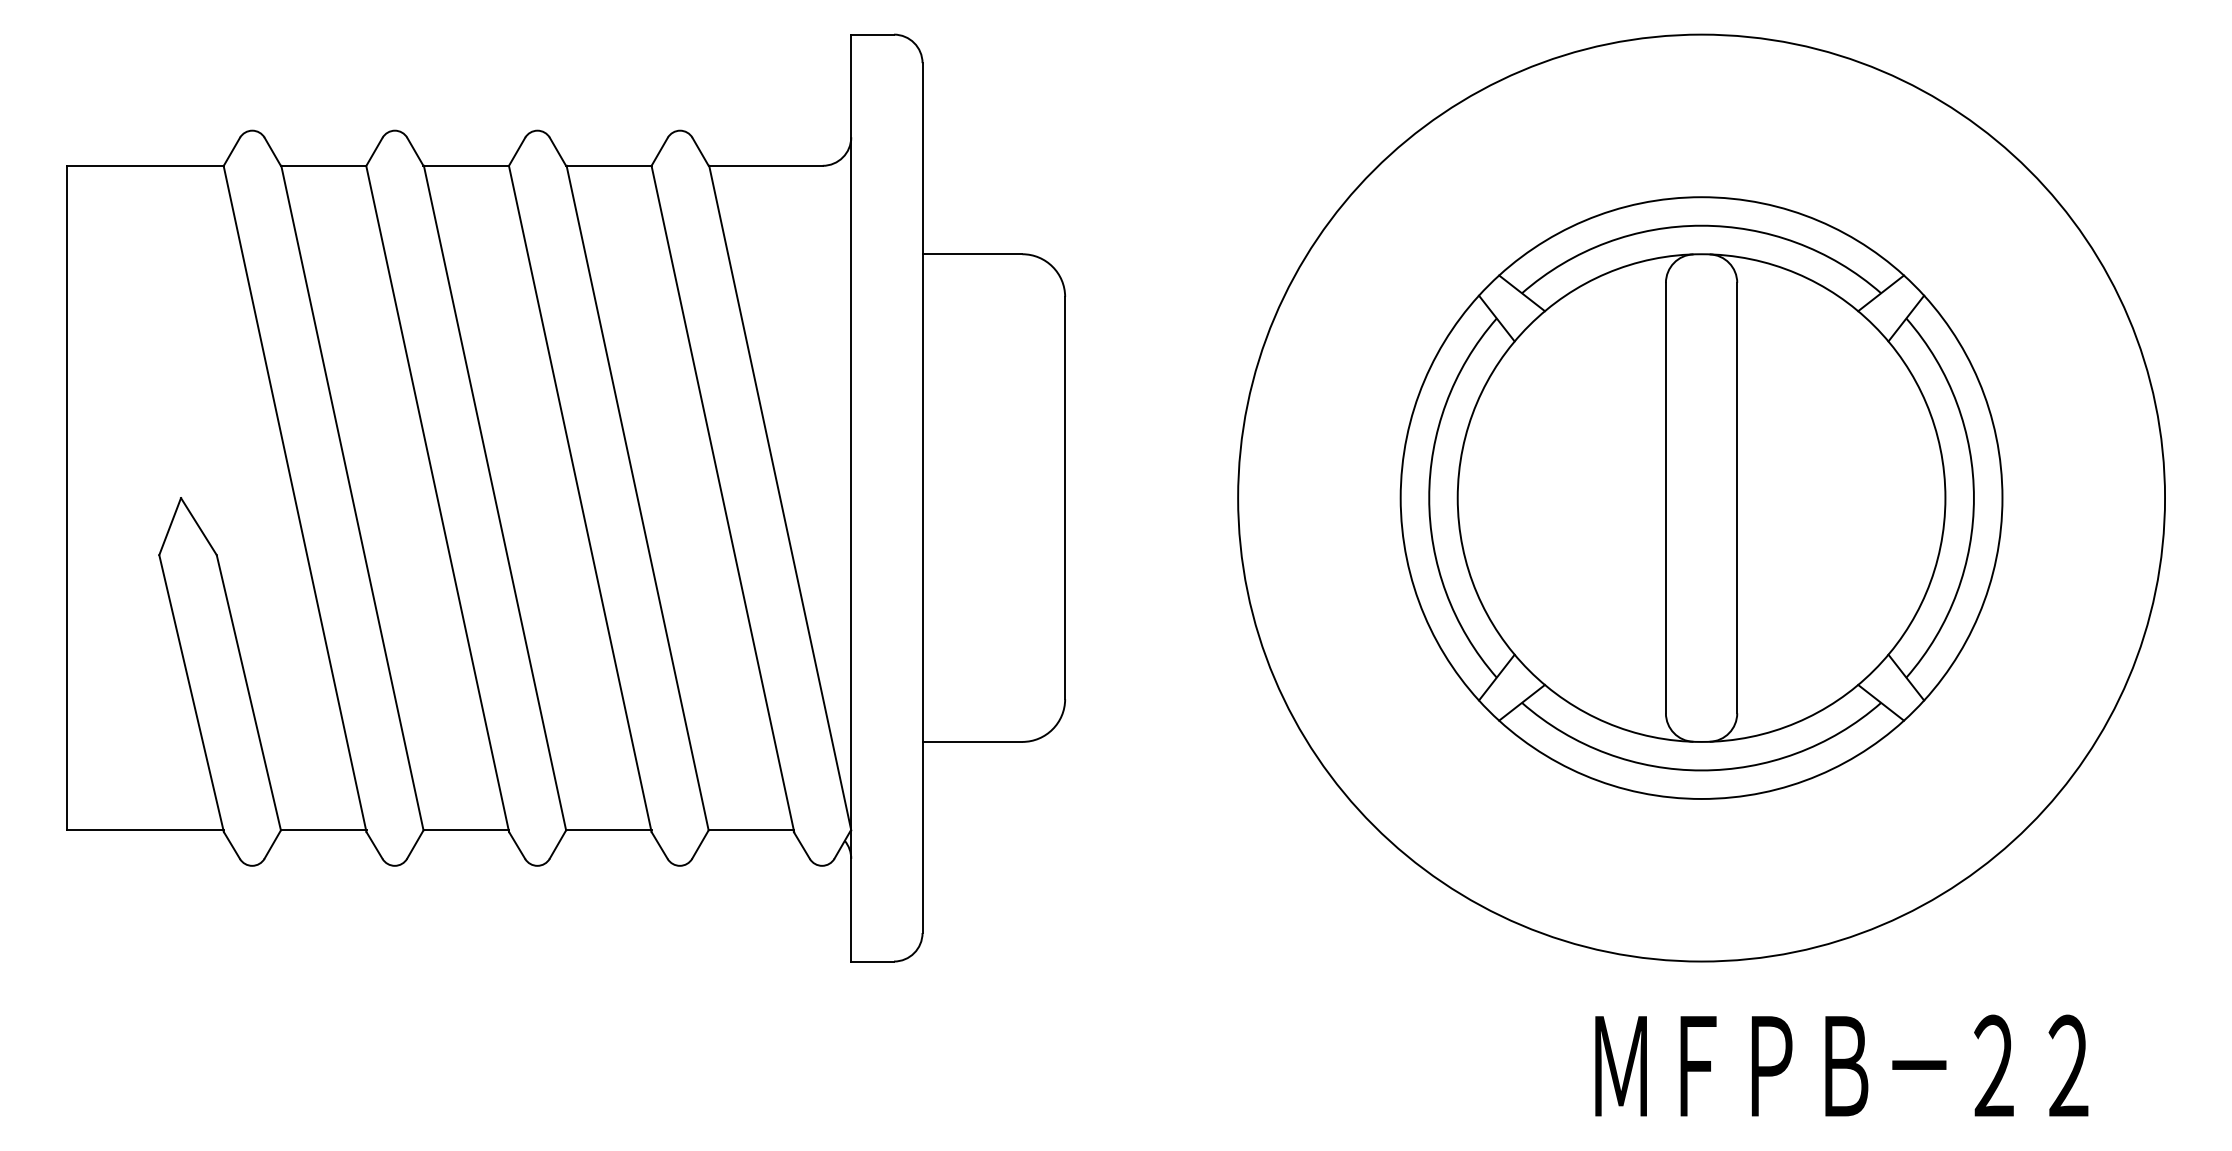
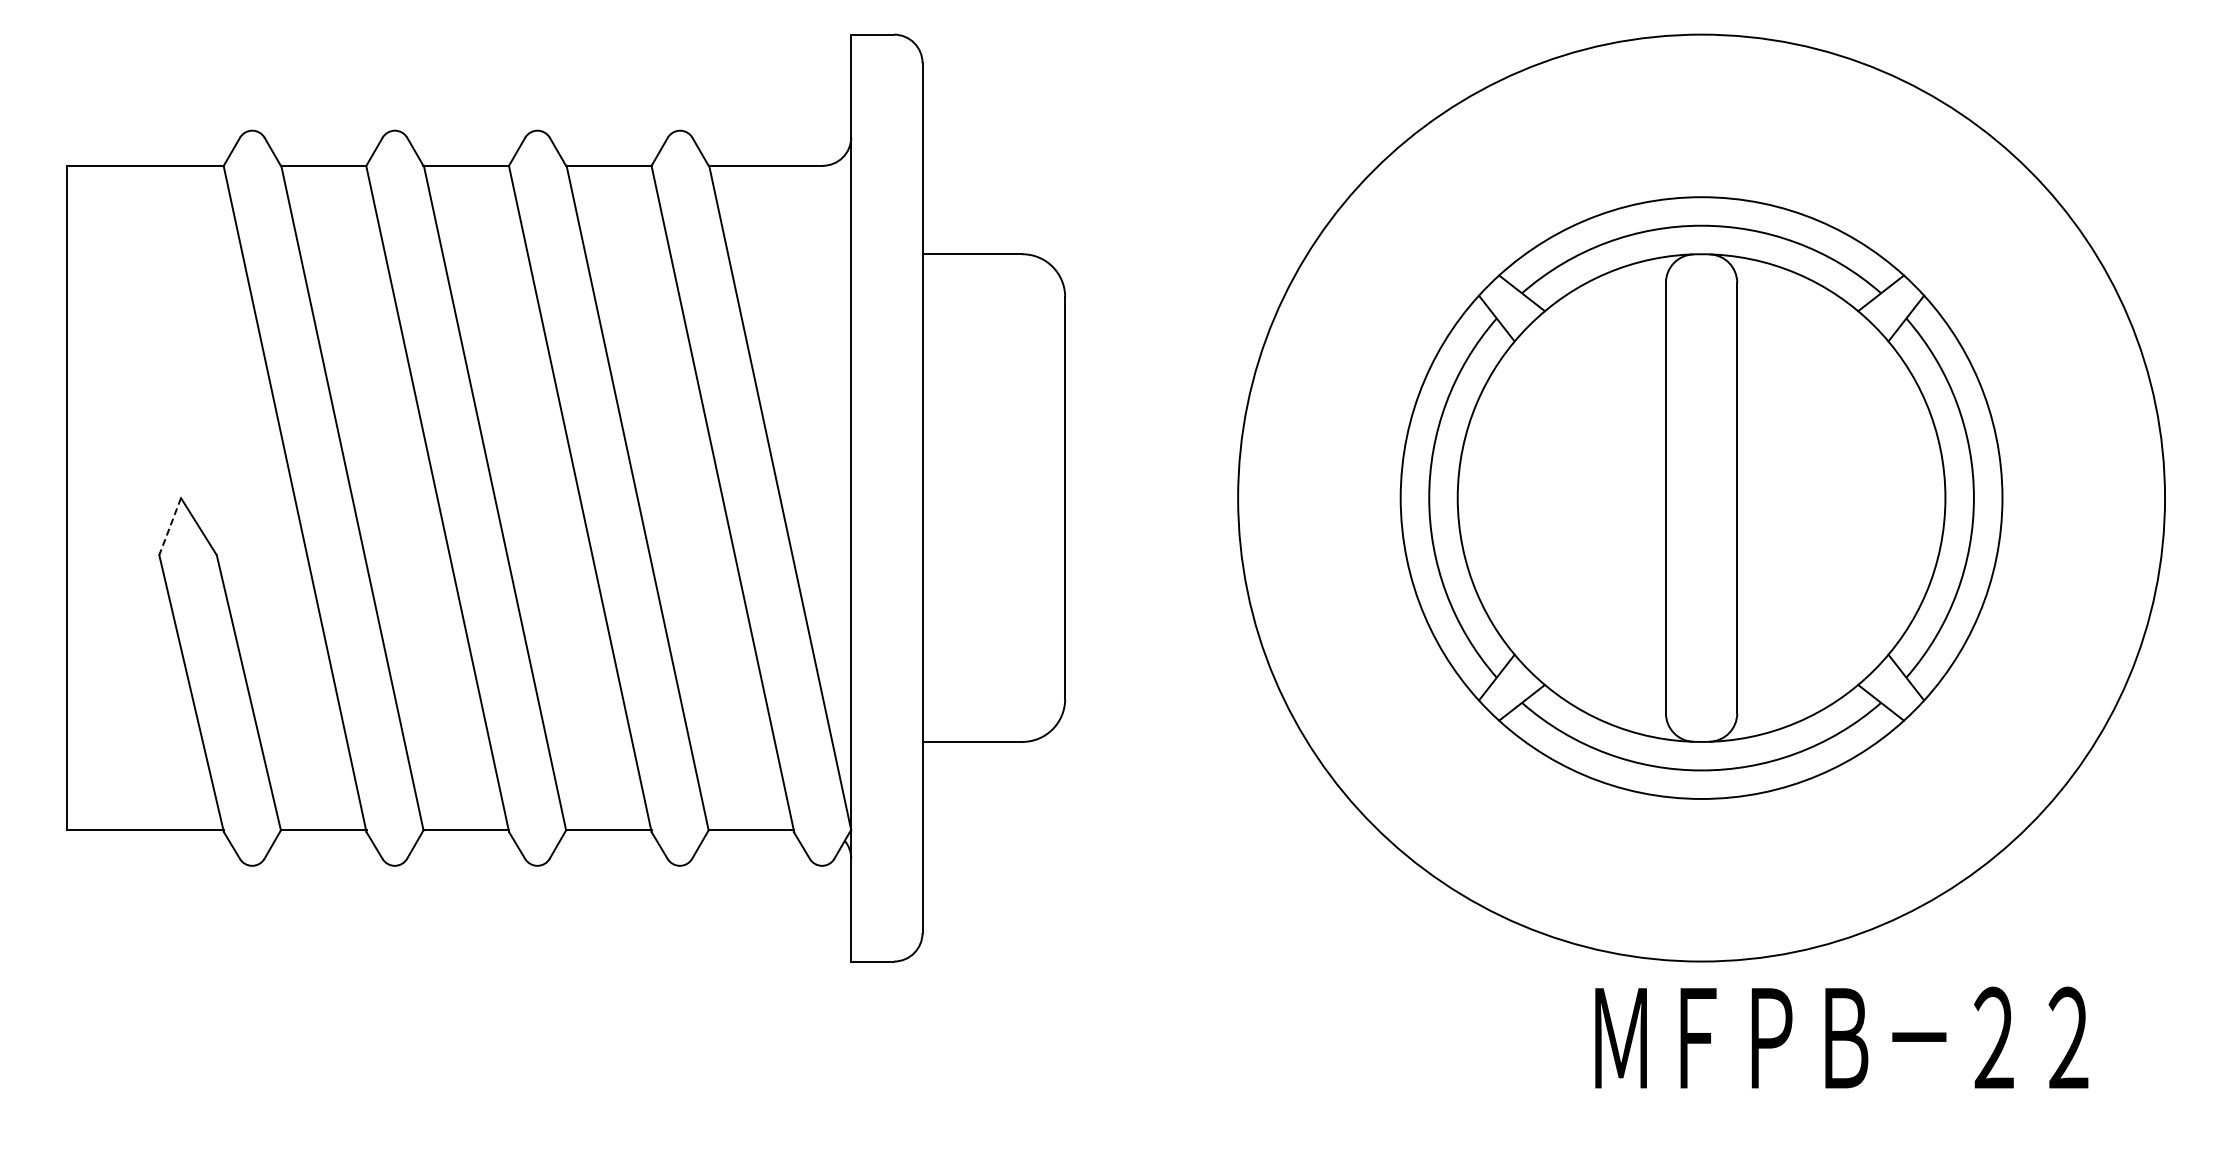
line: solid -> dashed (170, 526)
text position: (1841, 1065) -> (1841, 1037) (1841, 1037)
